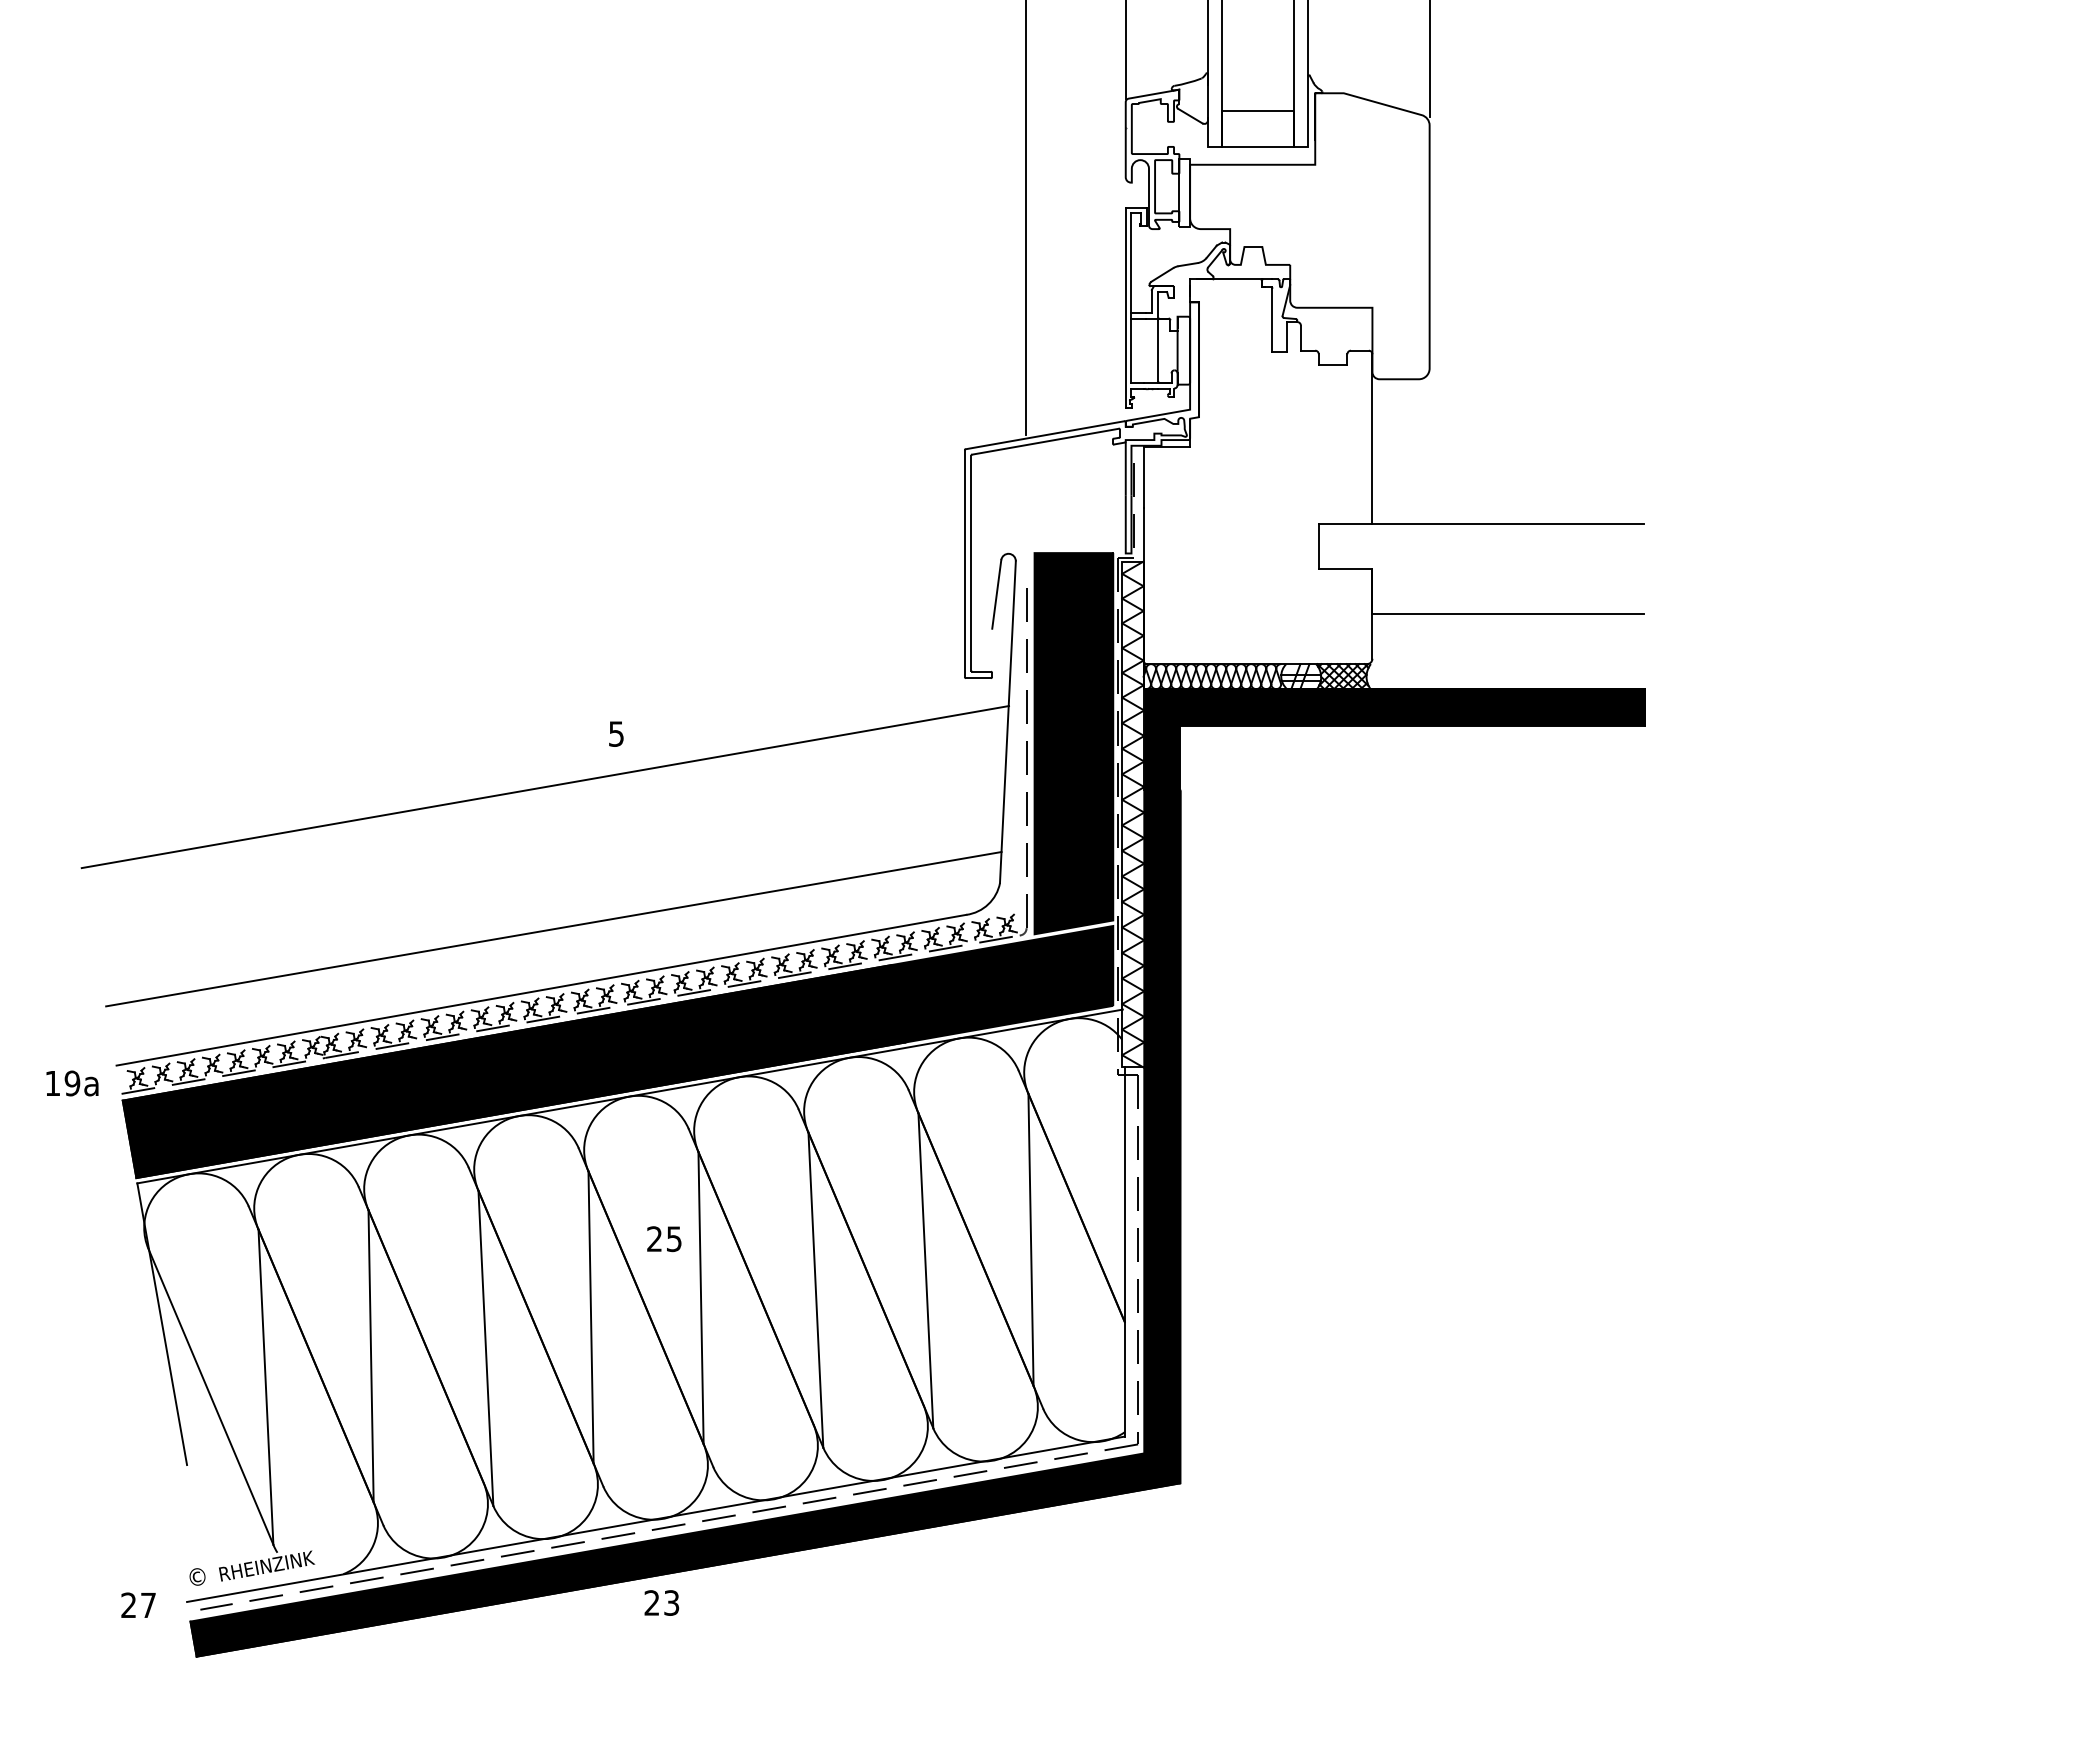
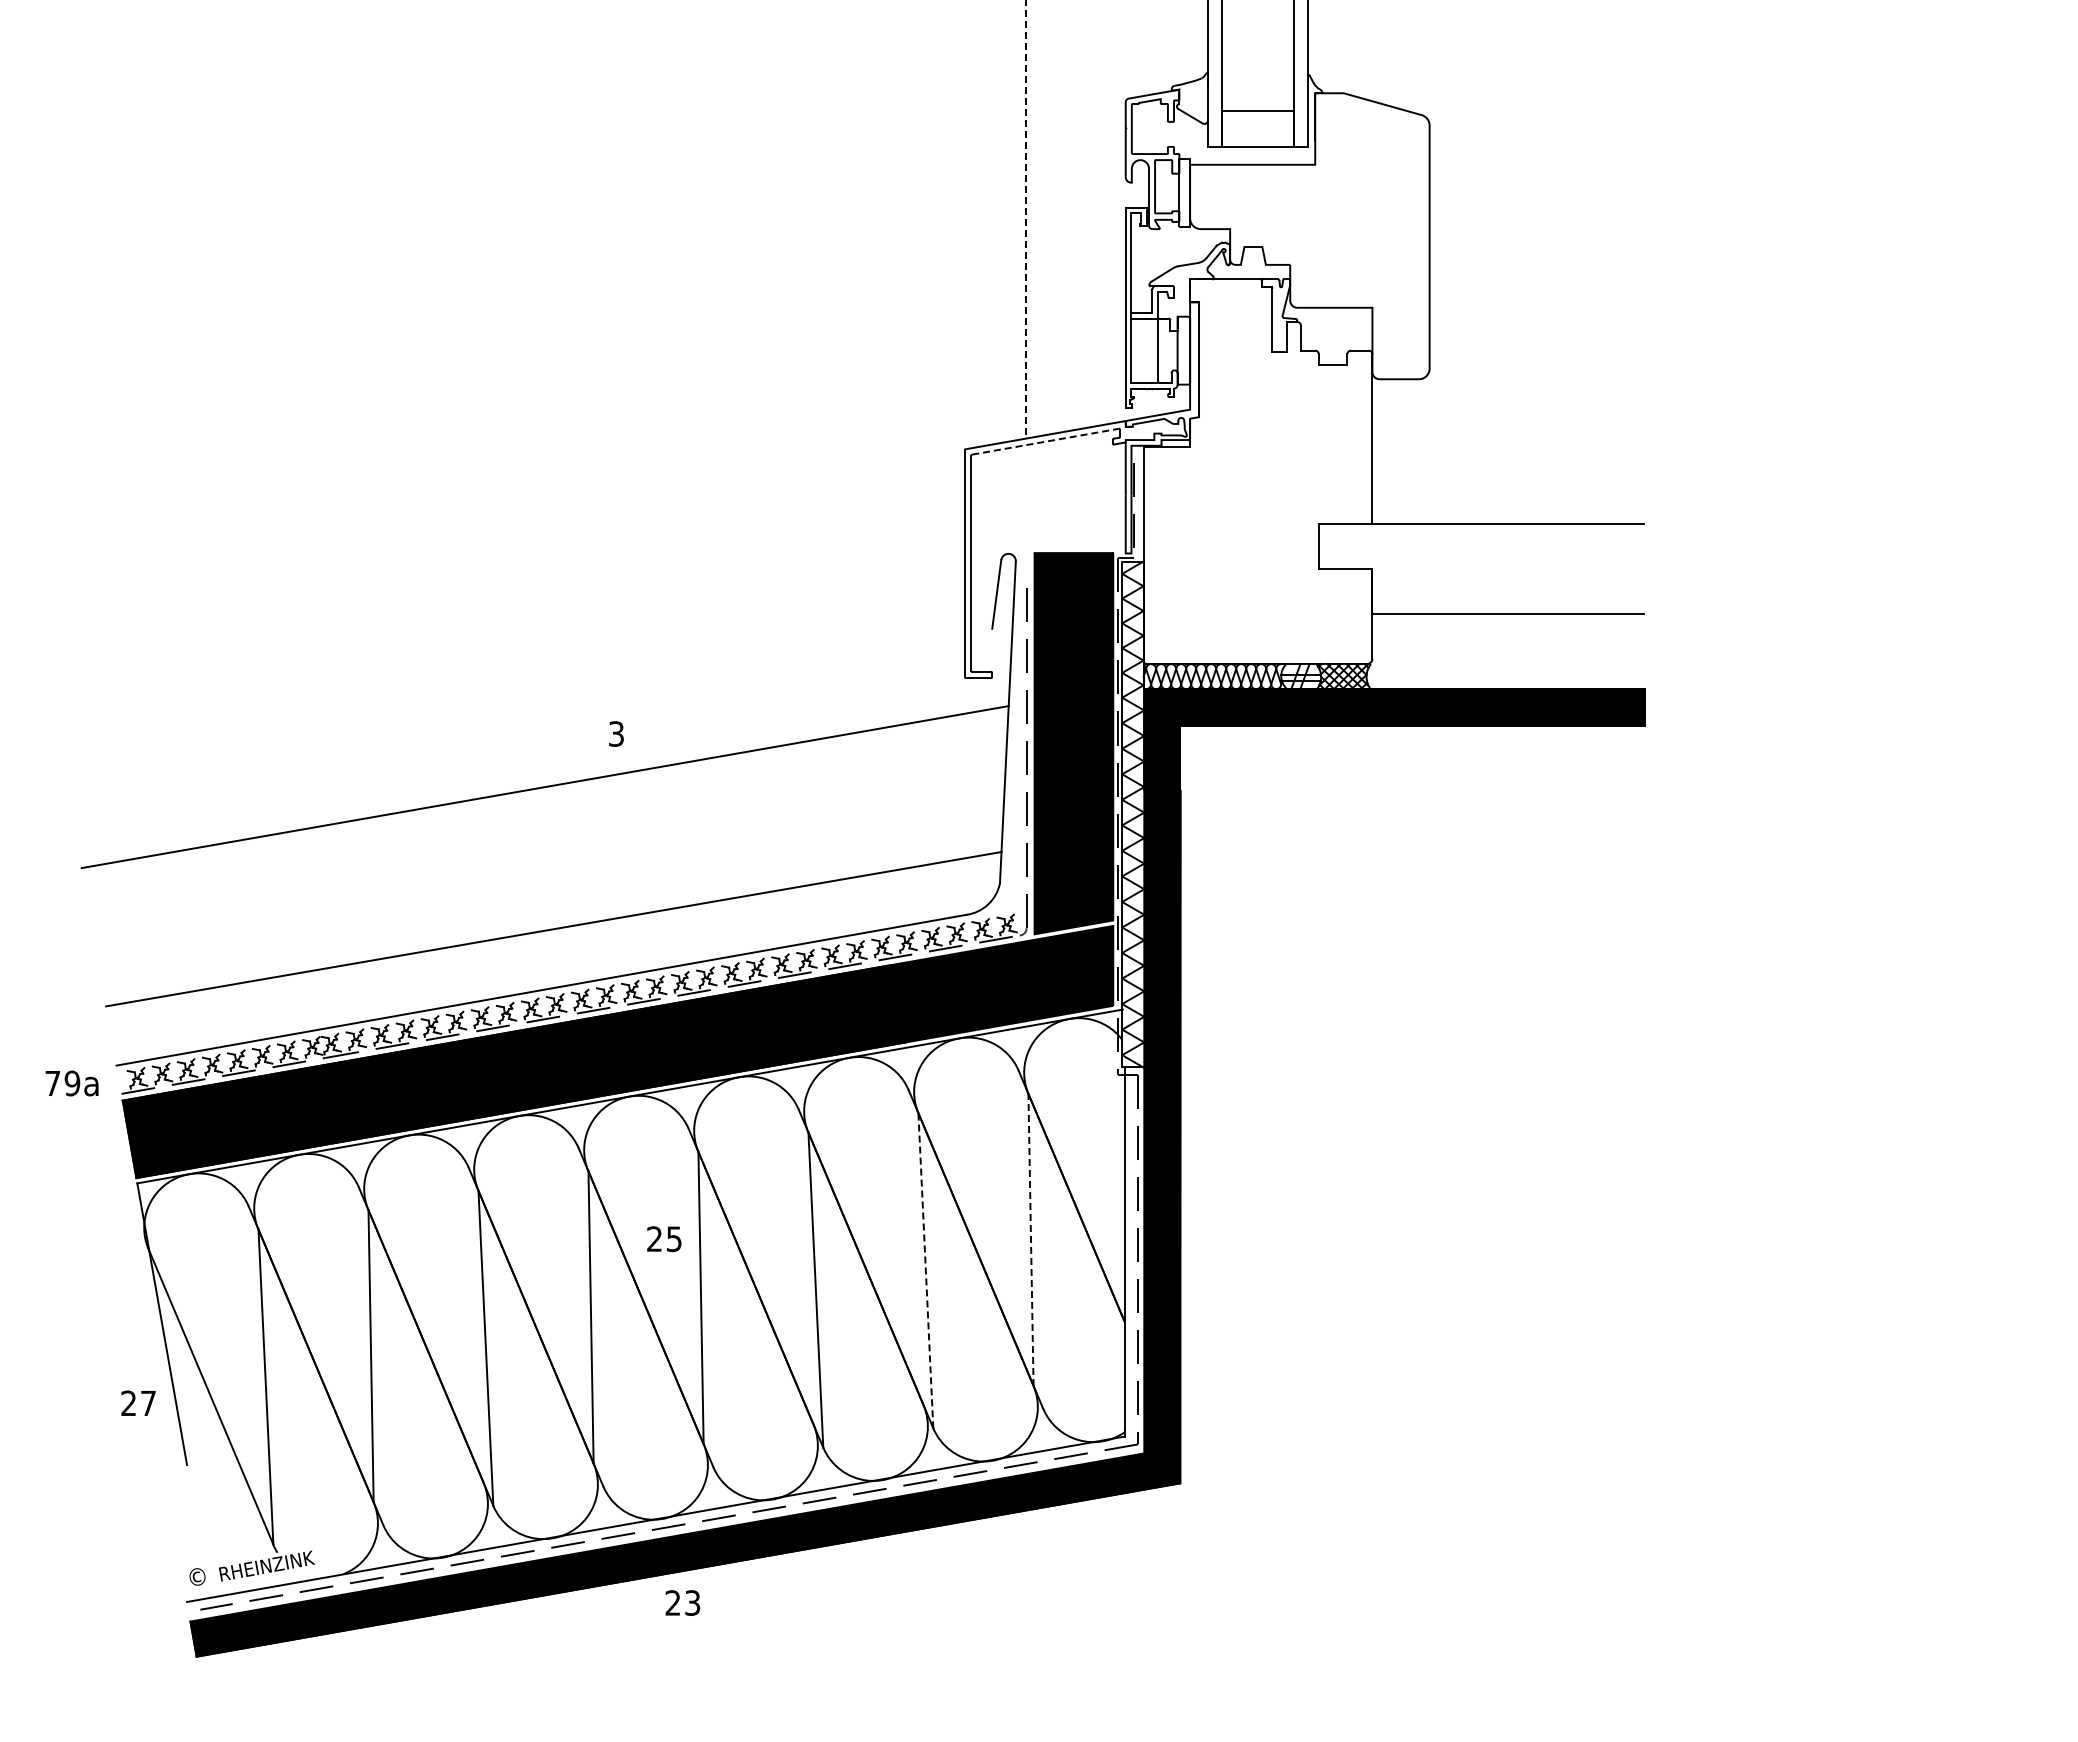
line: present -> none (1125, 50)
line: present -> none (1429, 59)
line: solid -> dashed (1025, 217)
line: solid -> dashed (1045, 441)
text: 5 -> 3 (616, 733)
text: 19a -> 79a (52, 1083)
line: solid -> dashed (1031, 1239)
line: solid -> dashed (925, 1270)
text position: (661, 1602) -> (682, 1602) (682, 1602)
text position: (138, 1604) -> (138, 1402) (138, 1402)
